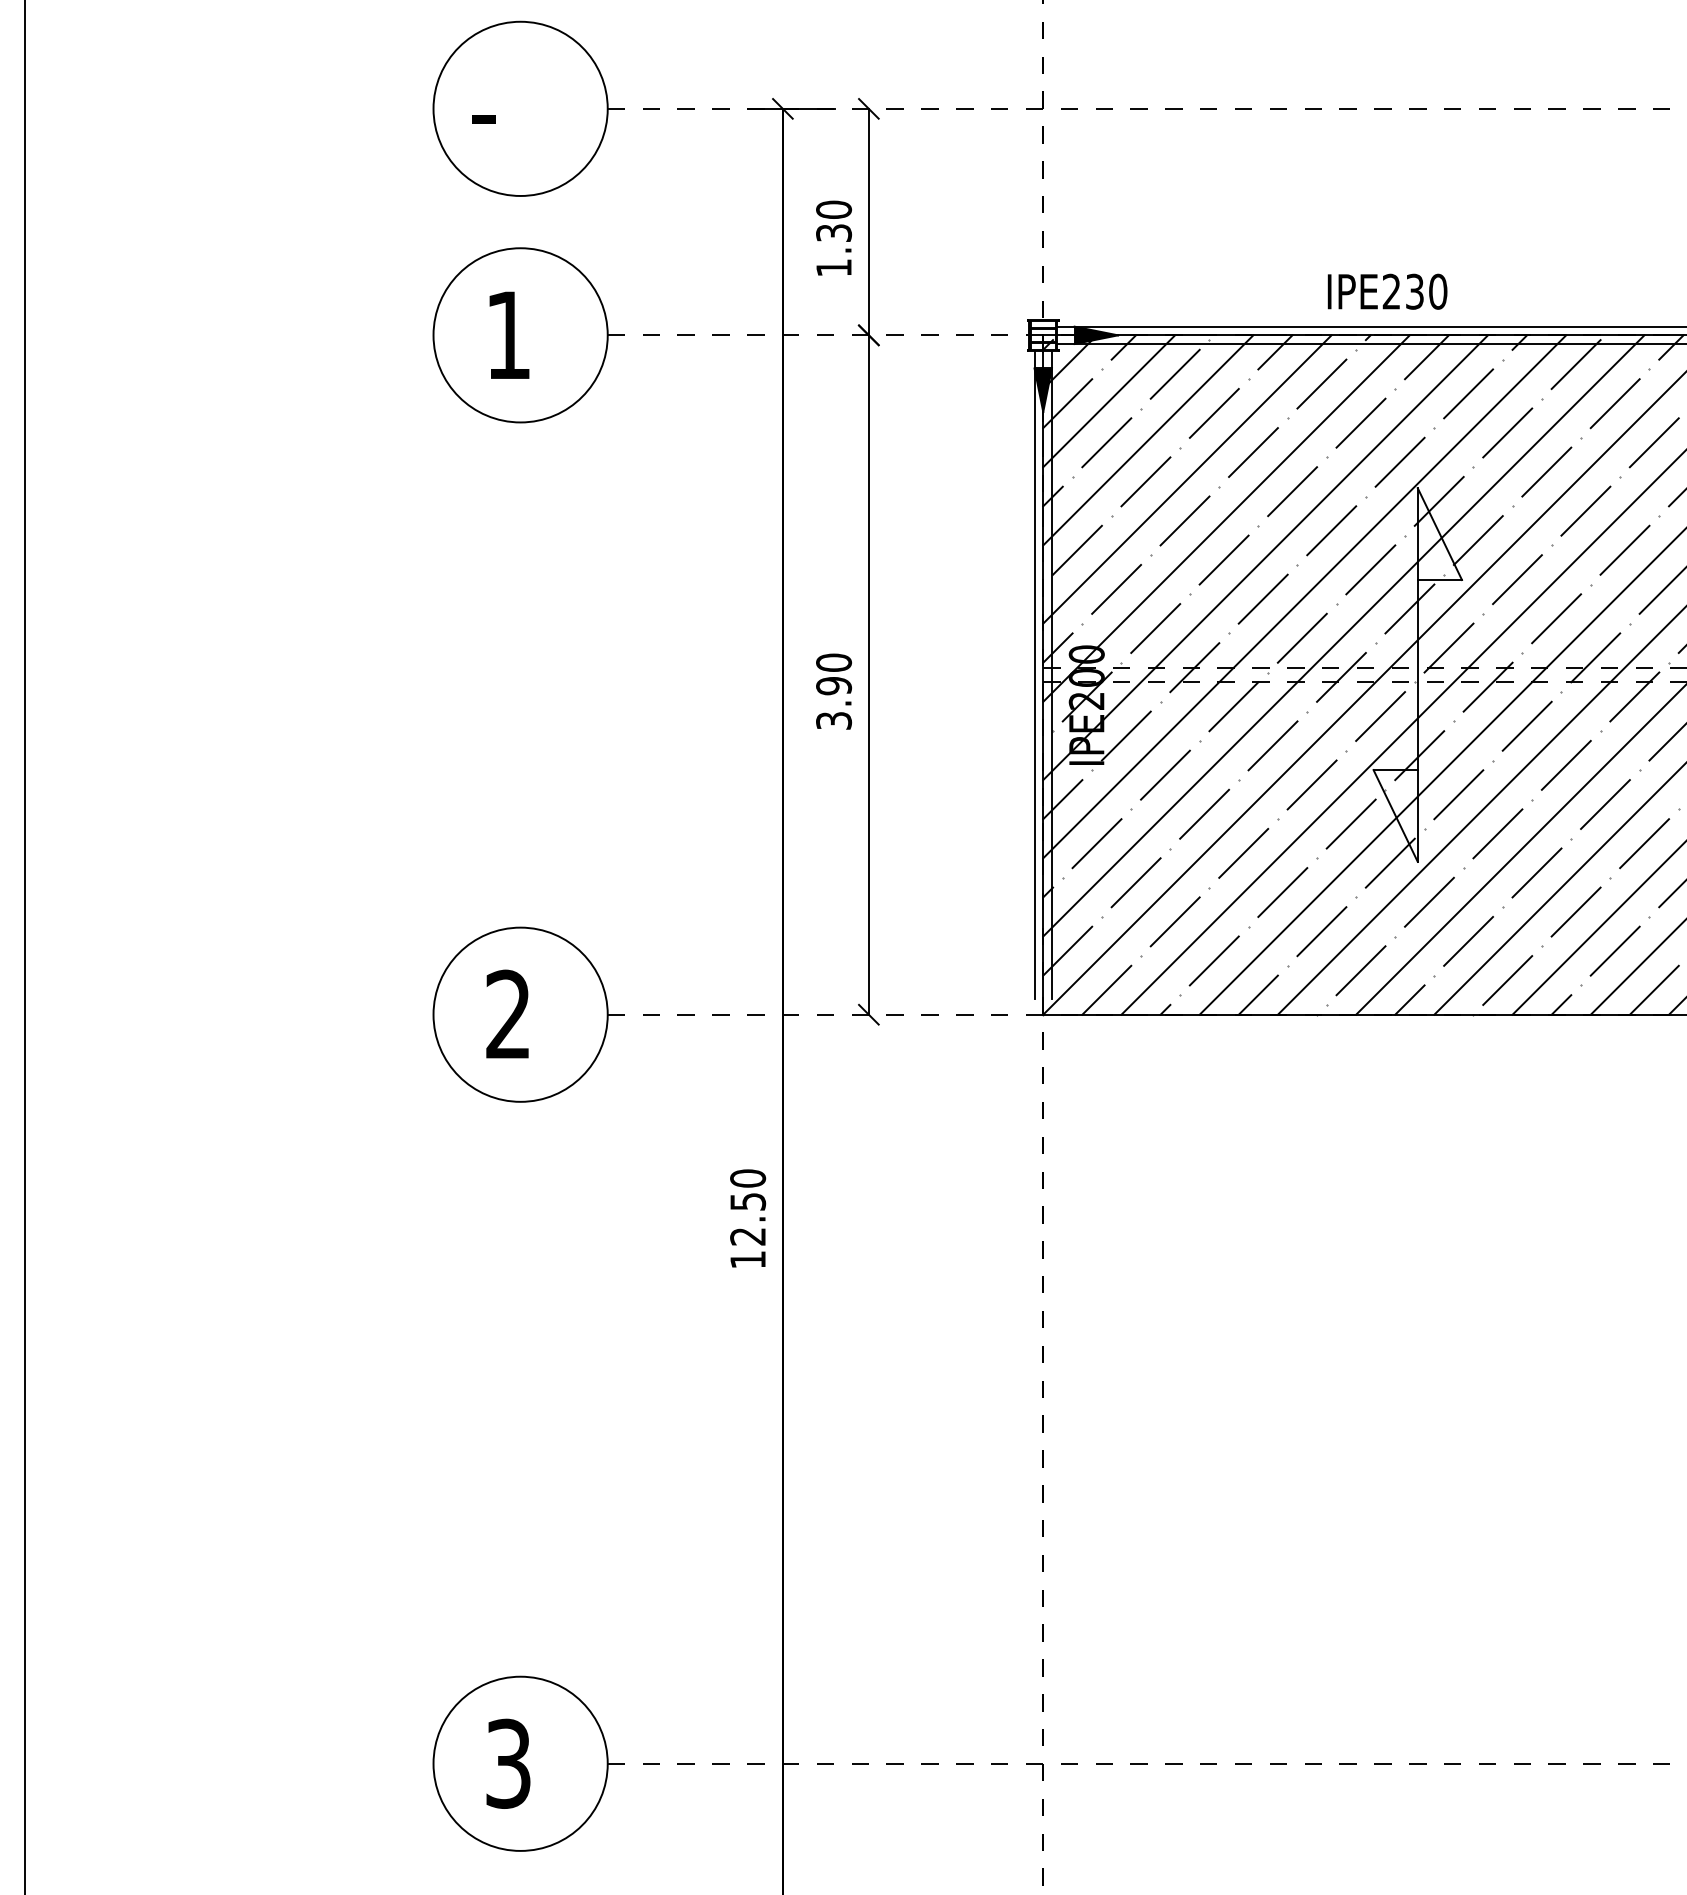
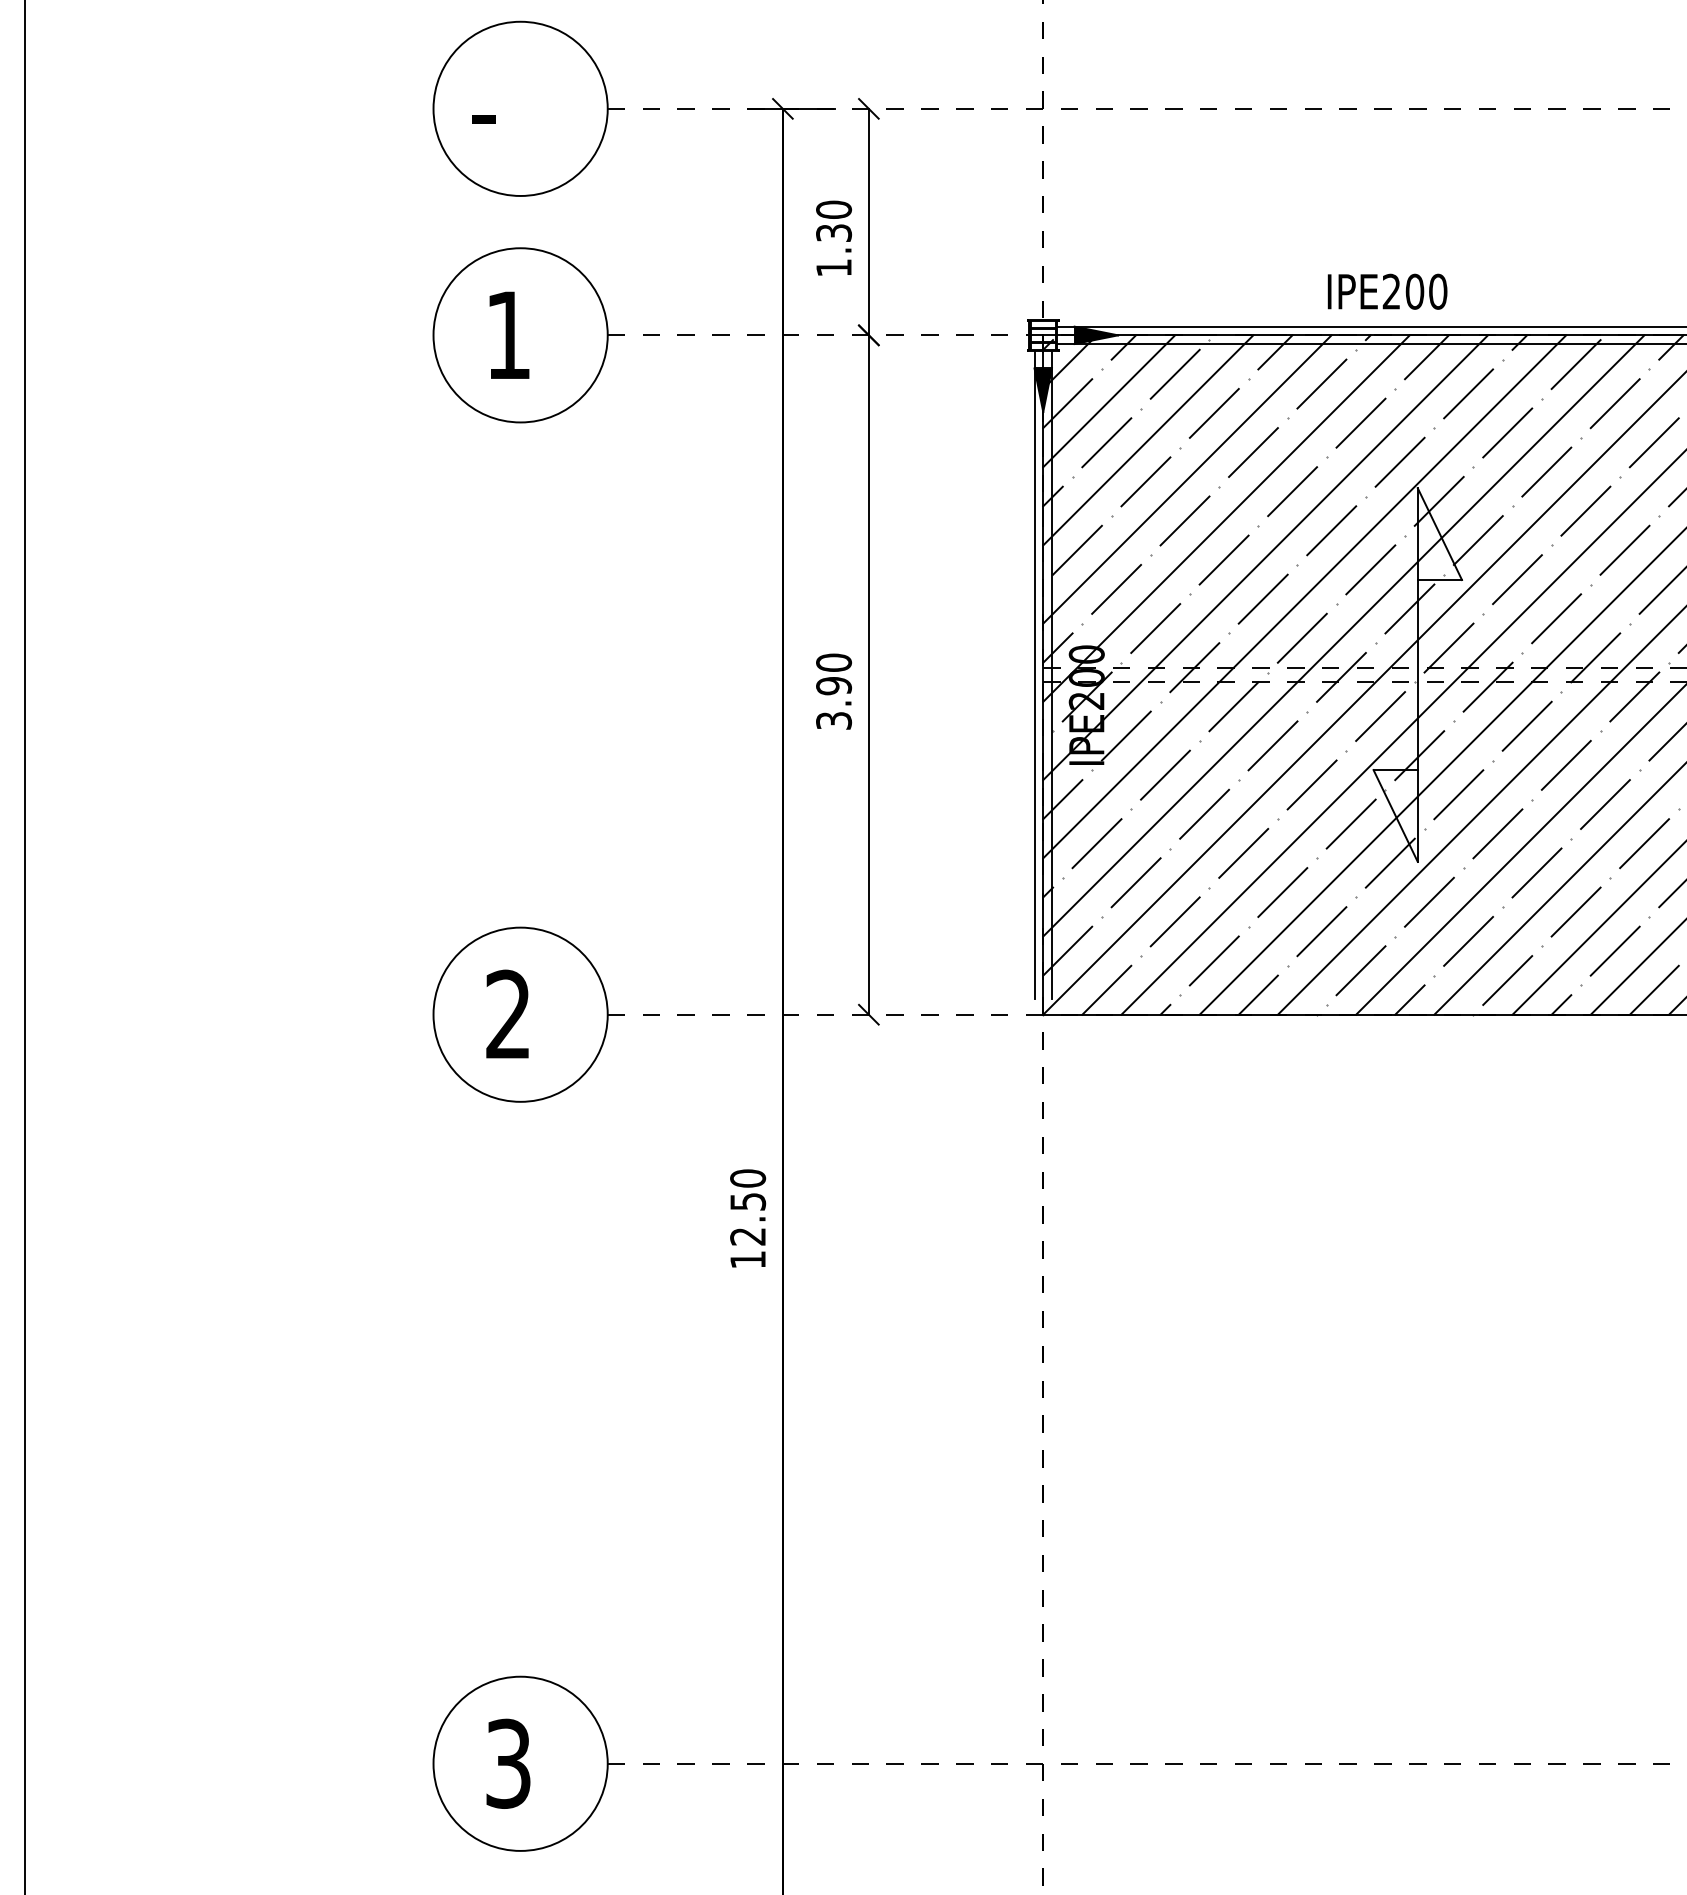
text: IPE230 -> IPE200 (1414, 291)
